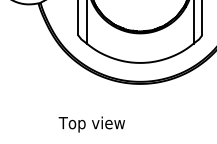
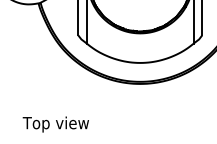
text position: (91, 124) -> (55, 124) (55, 124)
